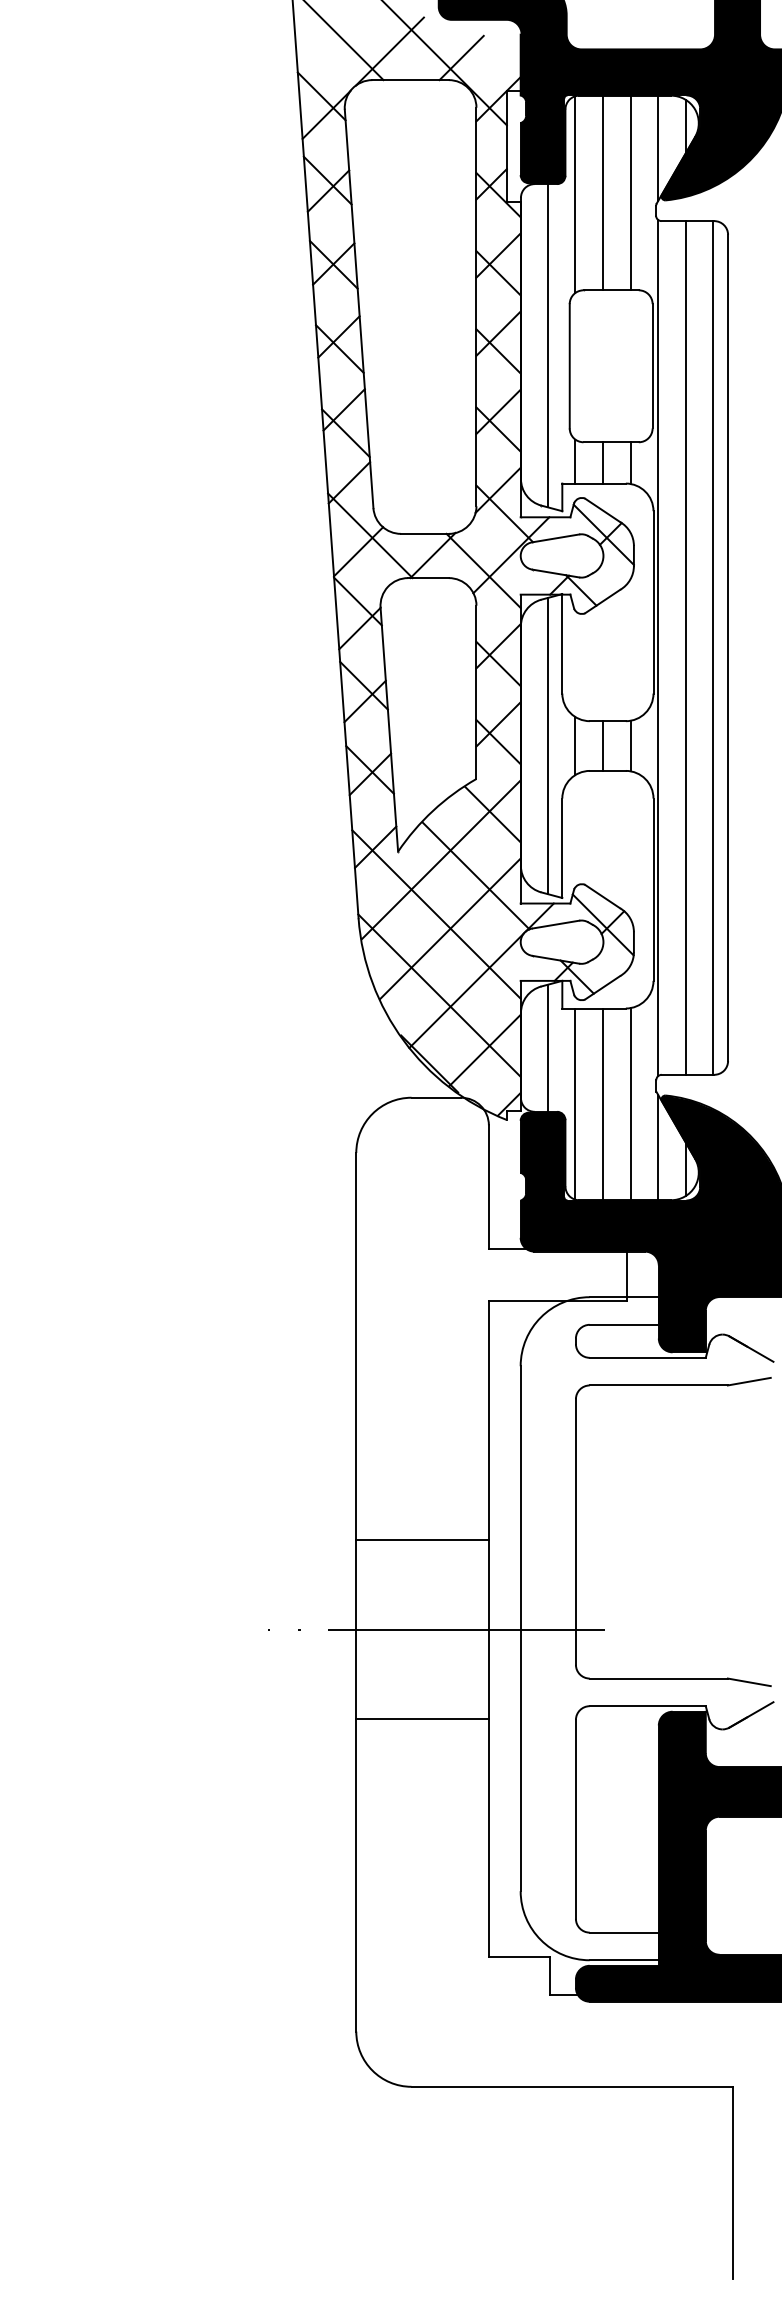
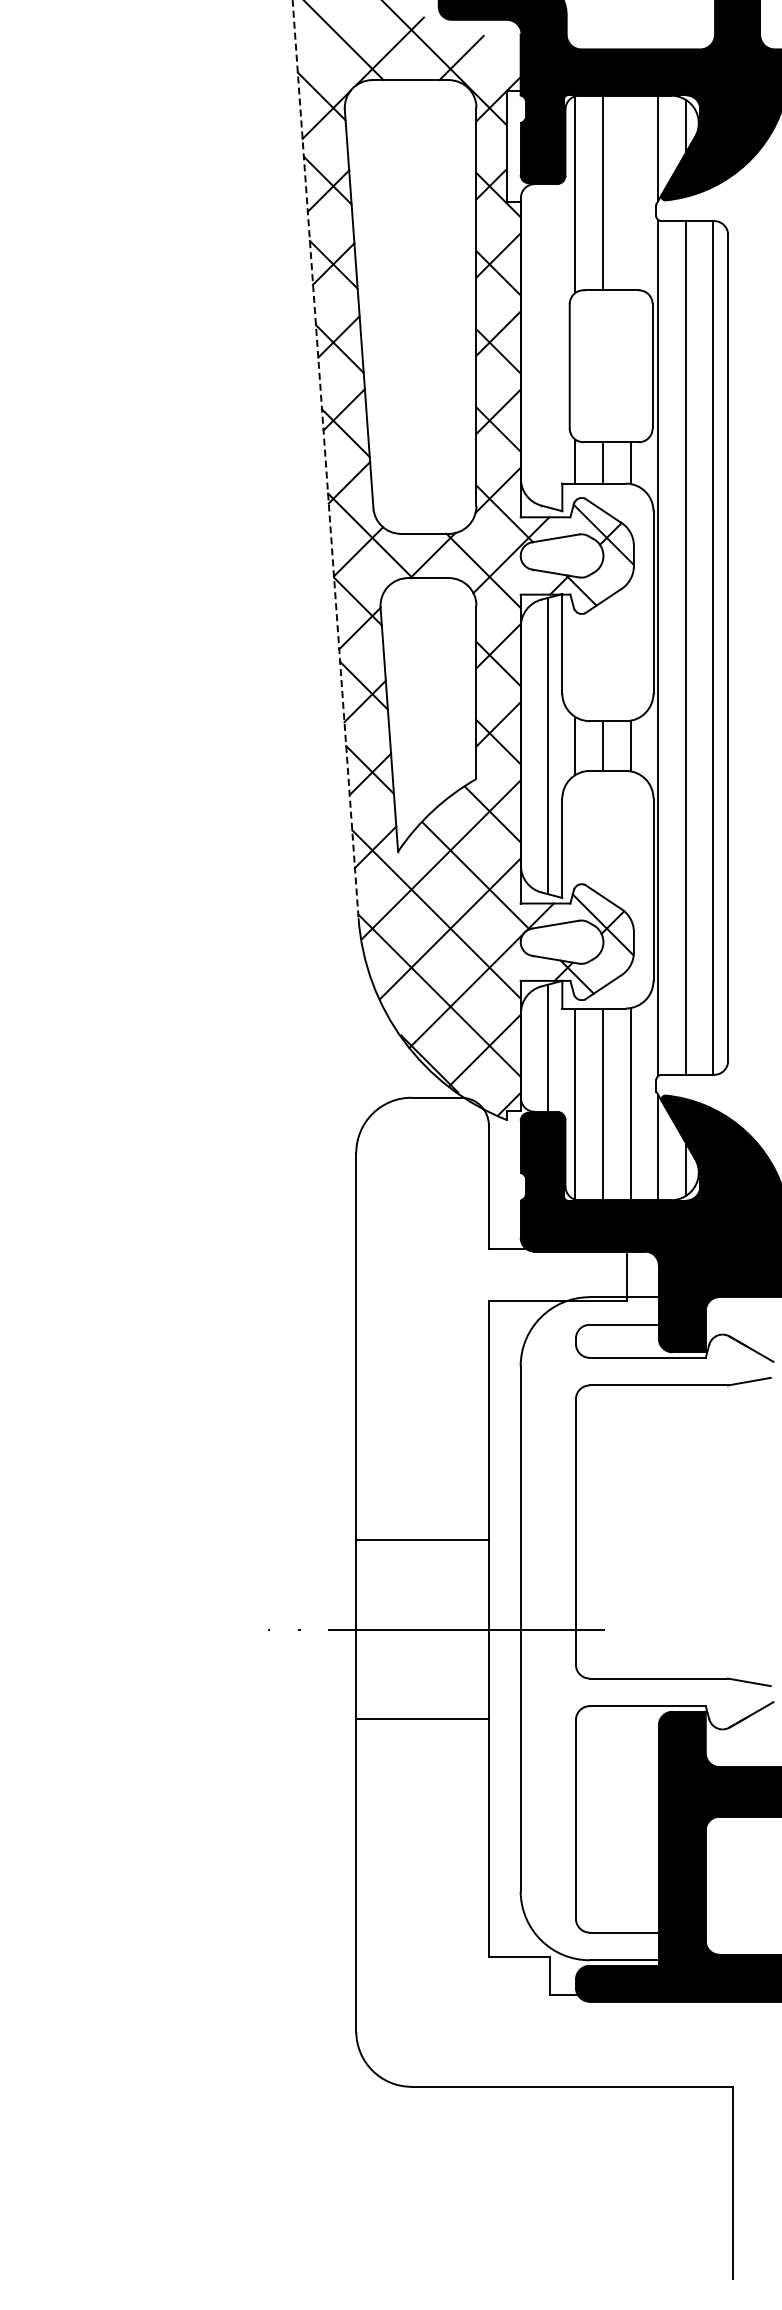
line: present -> none (630, 192)
line: present -> none (547, 345)
line: solid -> dashed (325, 459)
